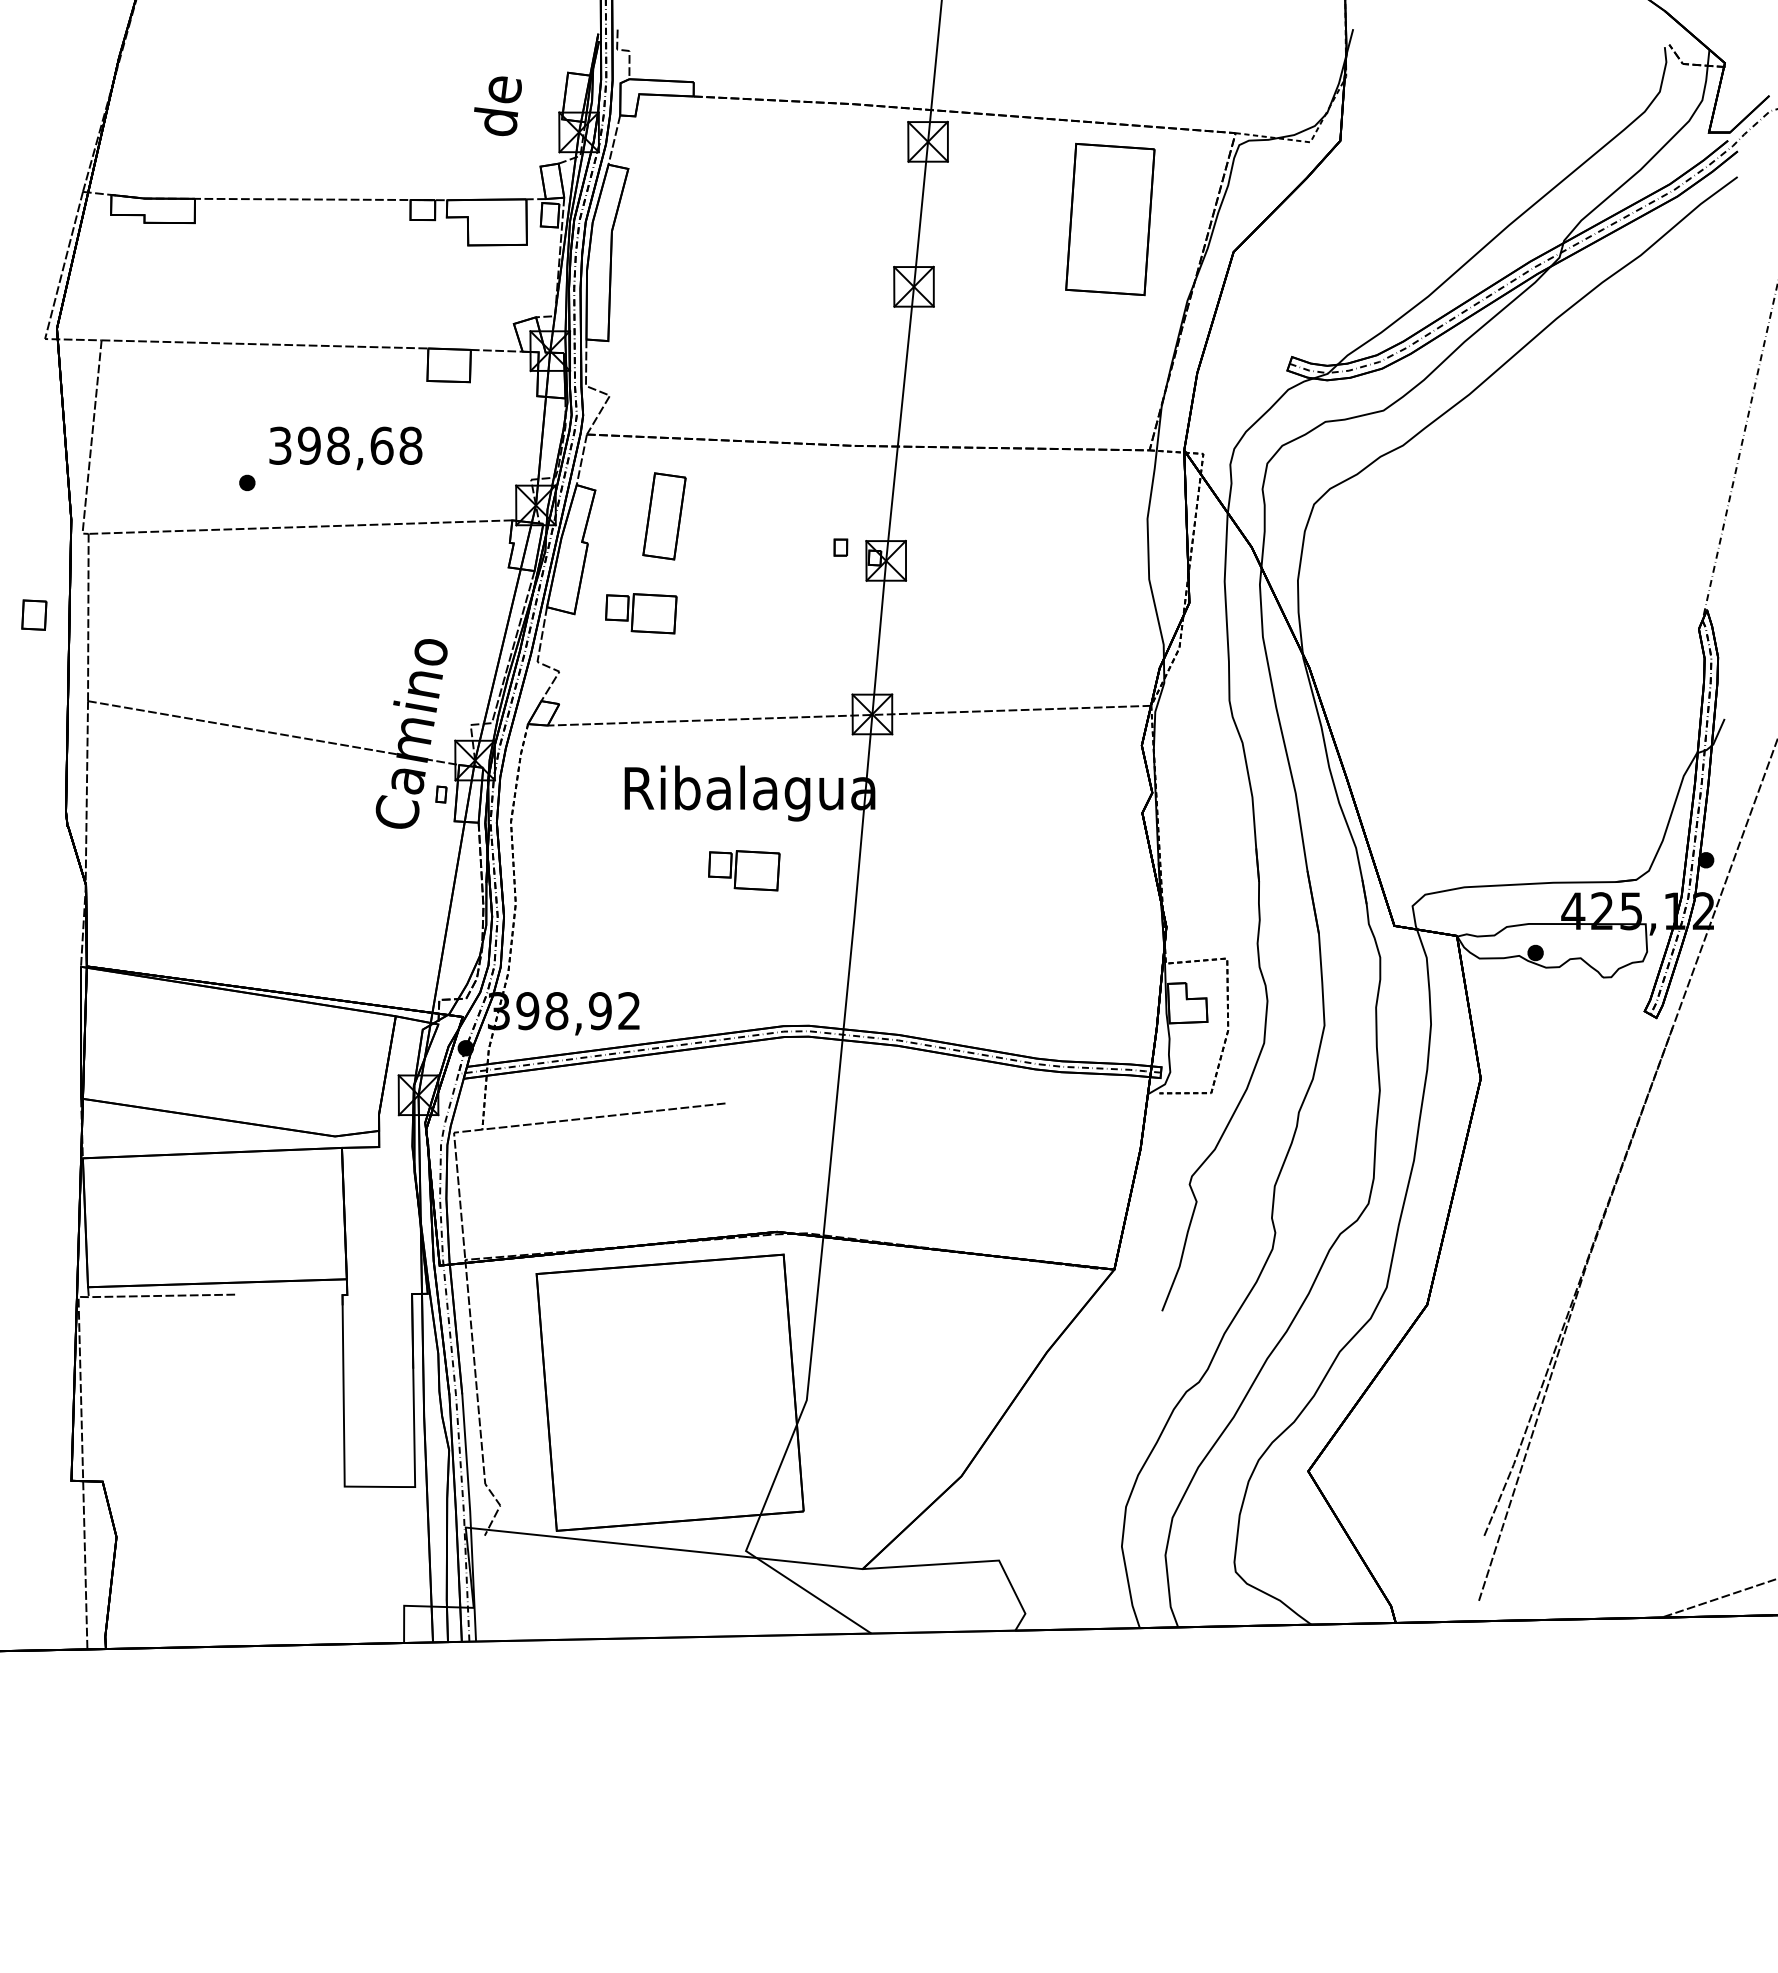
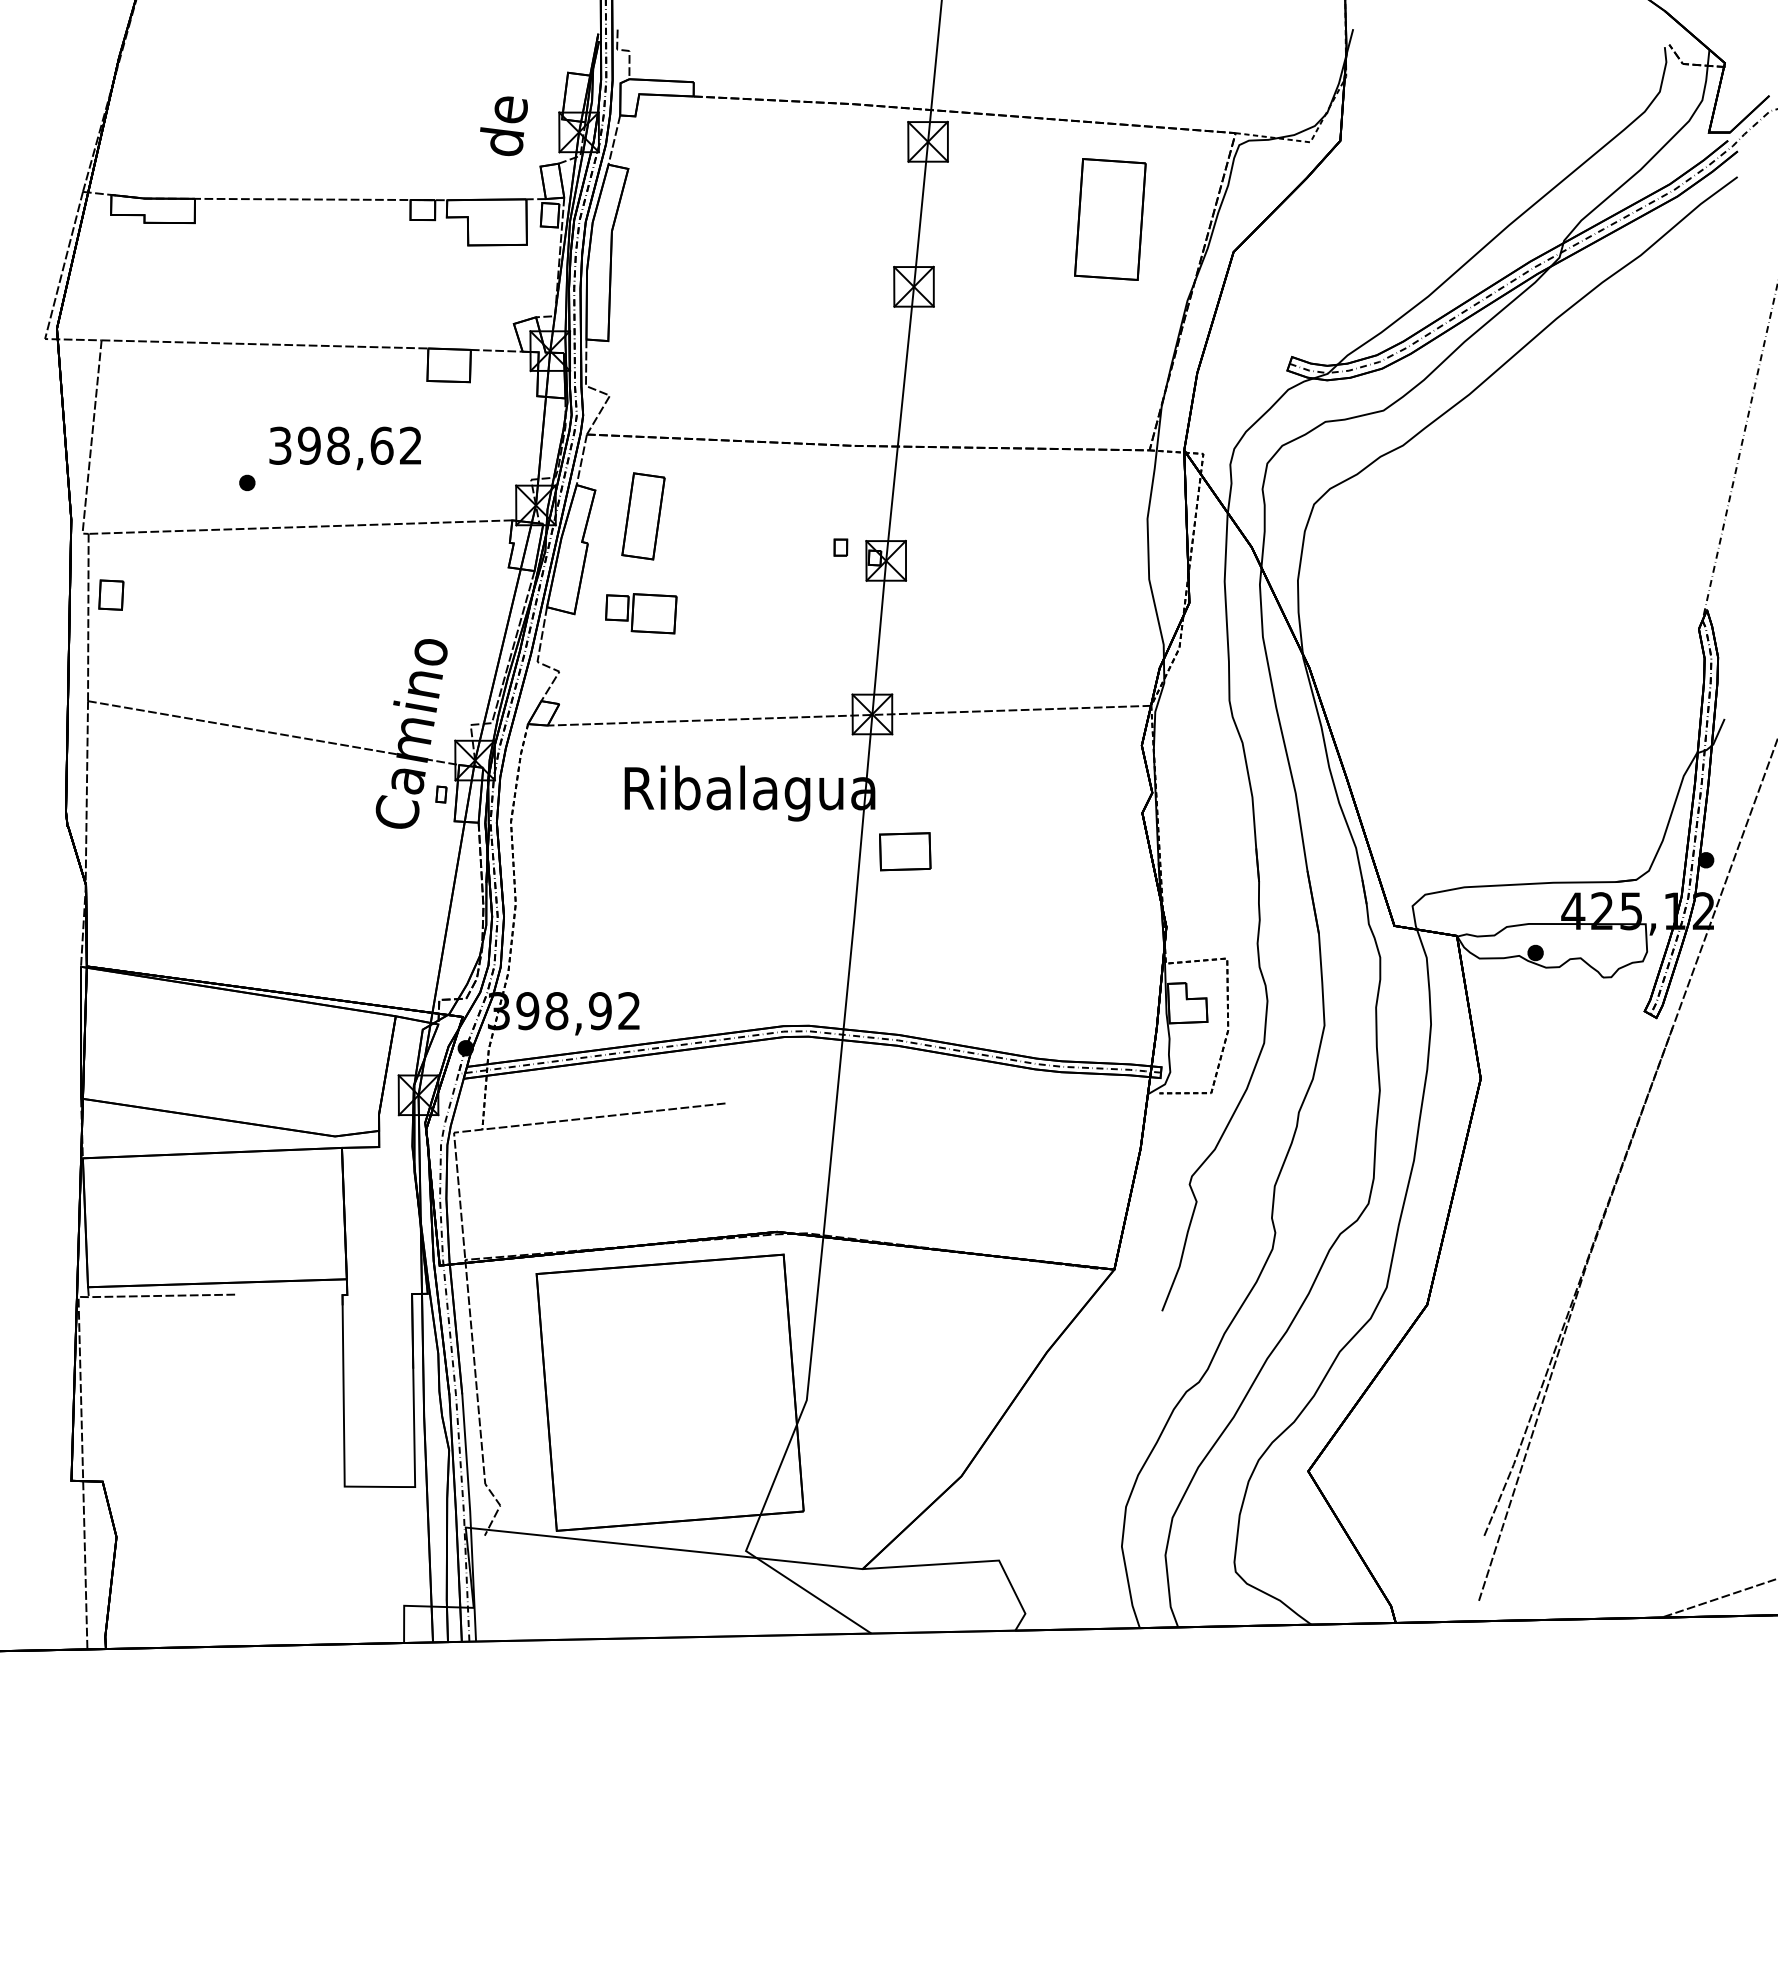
text position: (497, 106) -> (503, 126) (503, 126)
part size: 91x155 px -> 73x123 px (1110, 219)
text: 398,68 -> 398,62 (410, 445)
part position: (664, 516) -> (643, 516) (643, 516)
part position: (34, 614) -> (111, 594) (111, 594)
part: none -> present (905, 851)
part: present -> none (744, 870)
